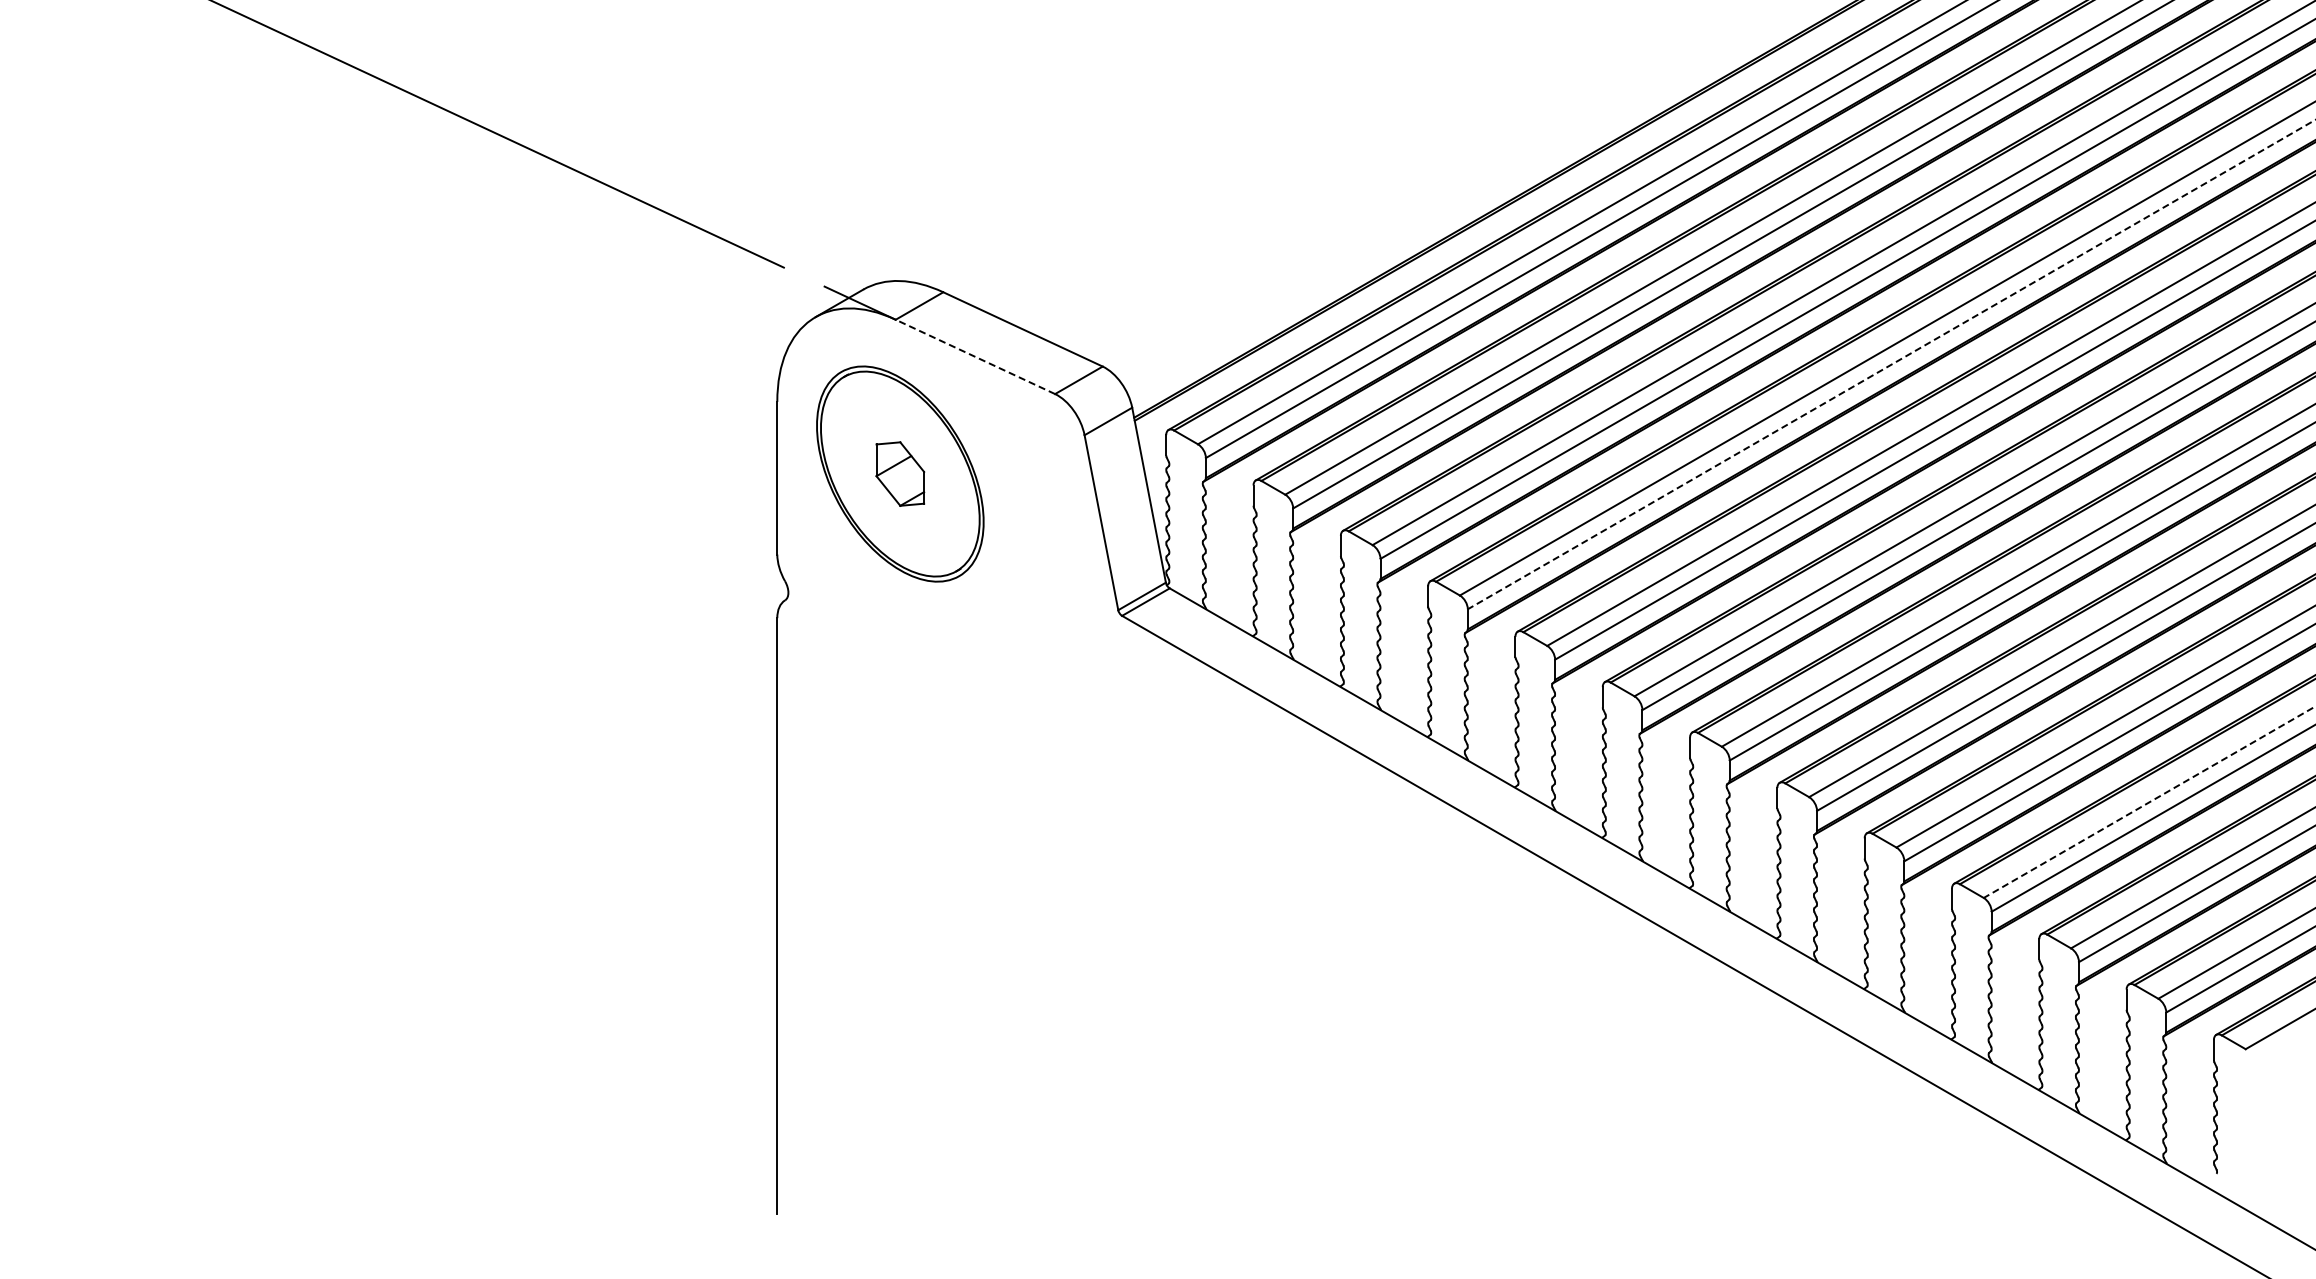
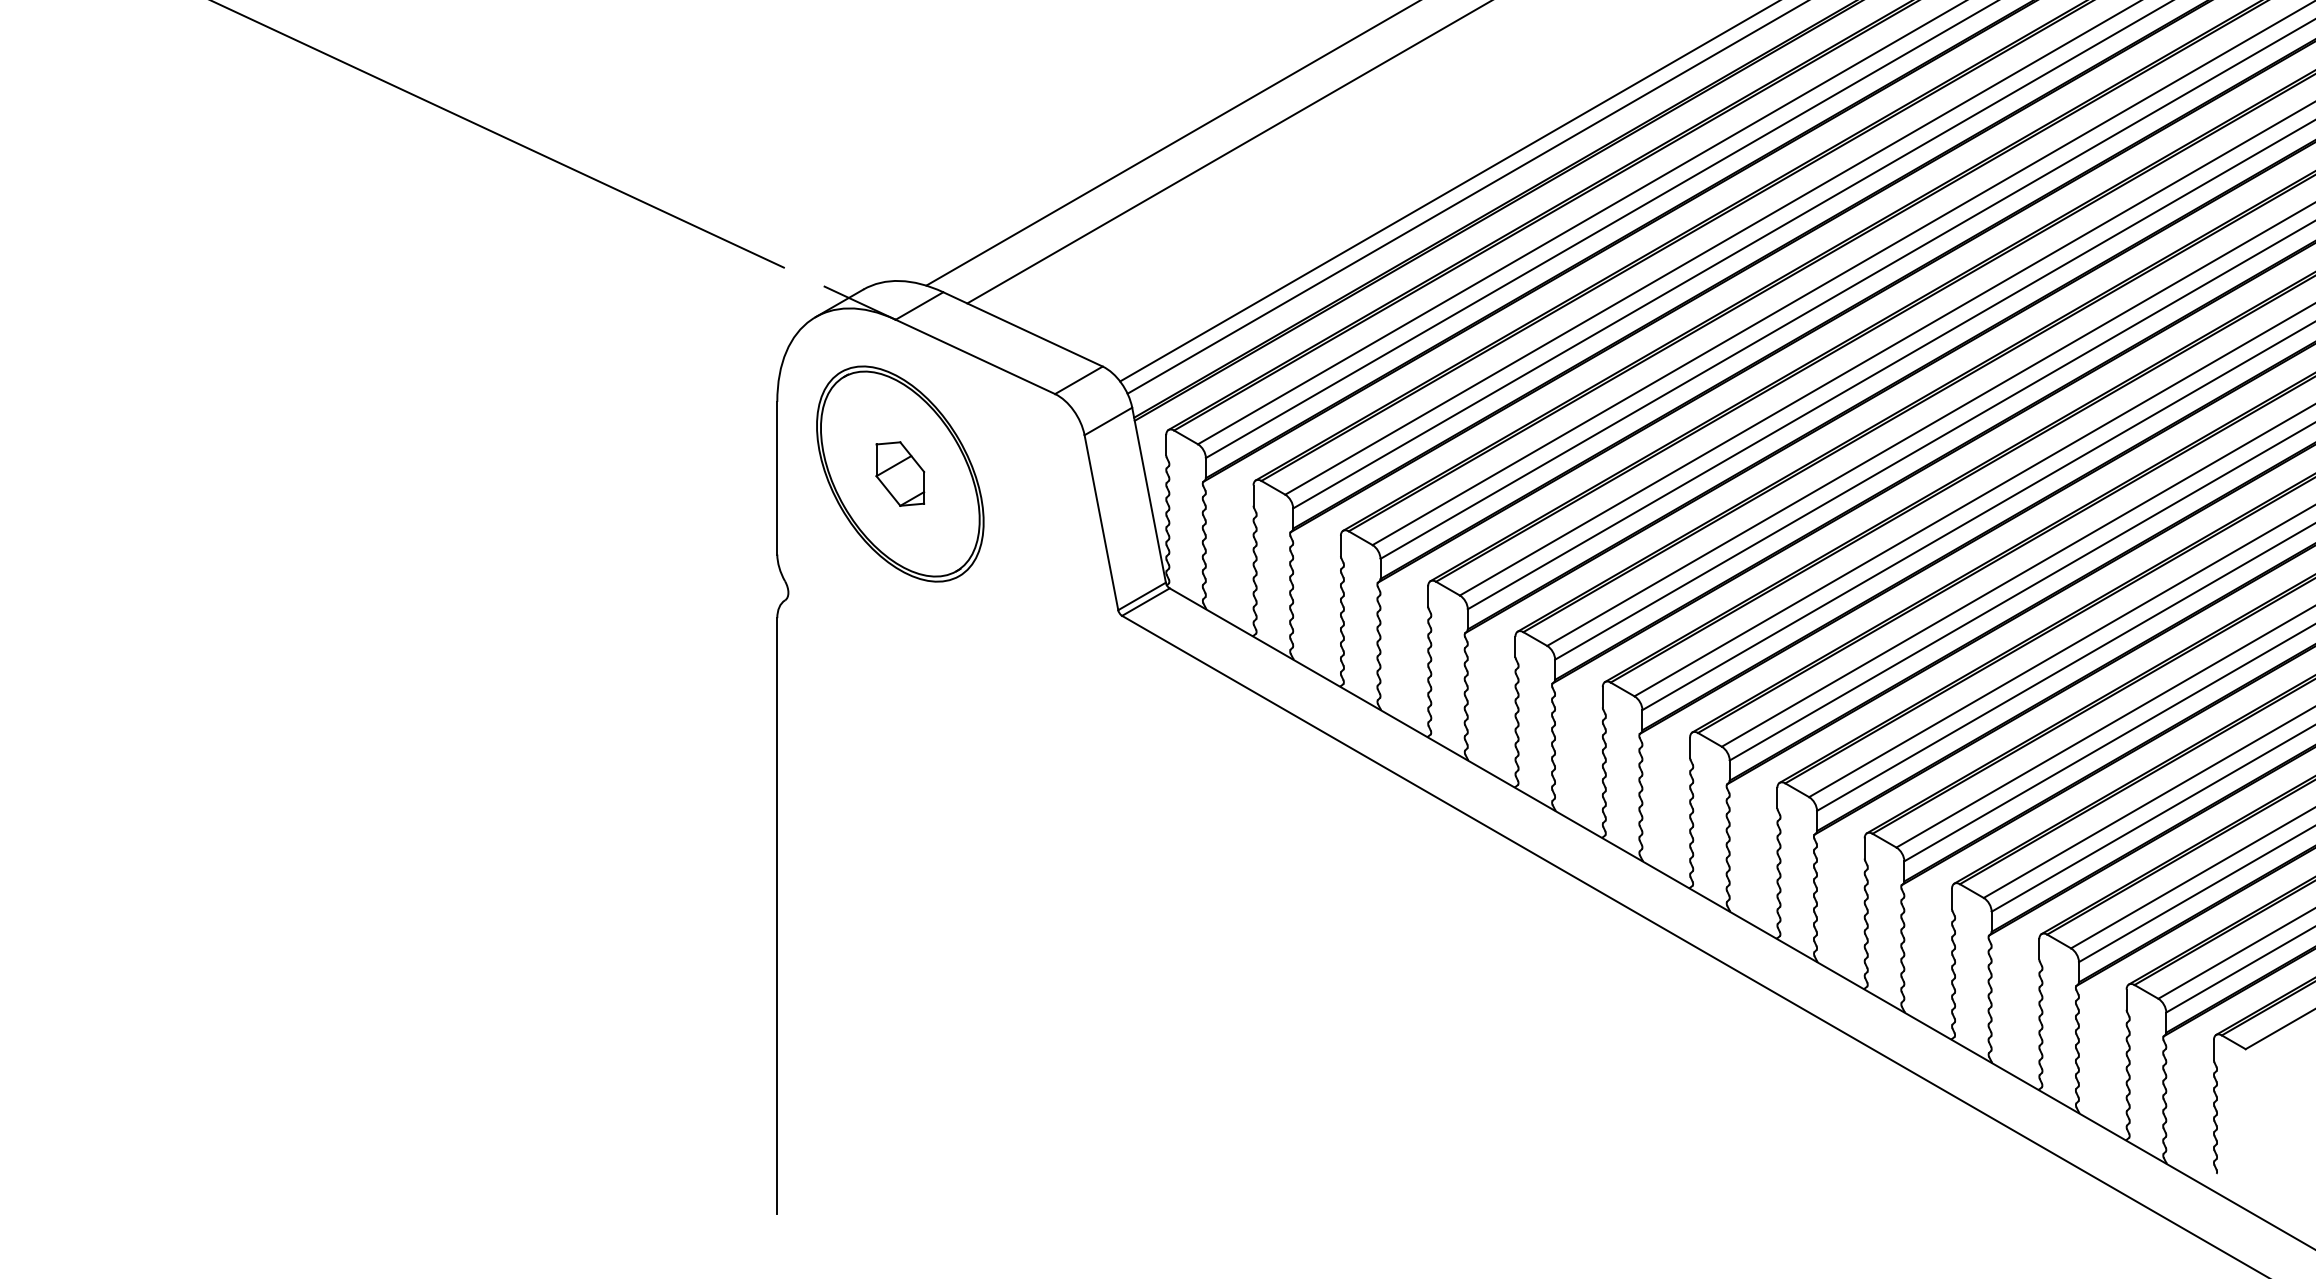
line: none -> present (1171, 143)
line: none -> present (1227, 152)
line: none -> present (1448, 191)
line: none -> present (1466, 197)
line: dashed -> solid (975, 356)
line: dashed -> solid (1891, 364)
line: dashed -> solid (2149, 802)
